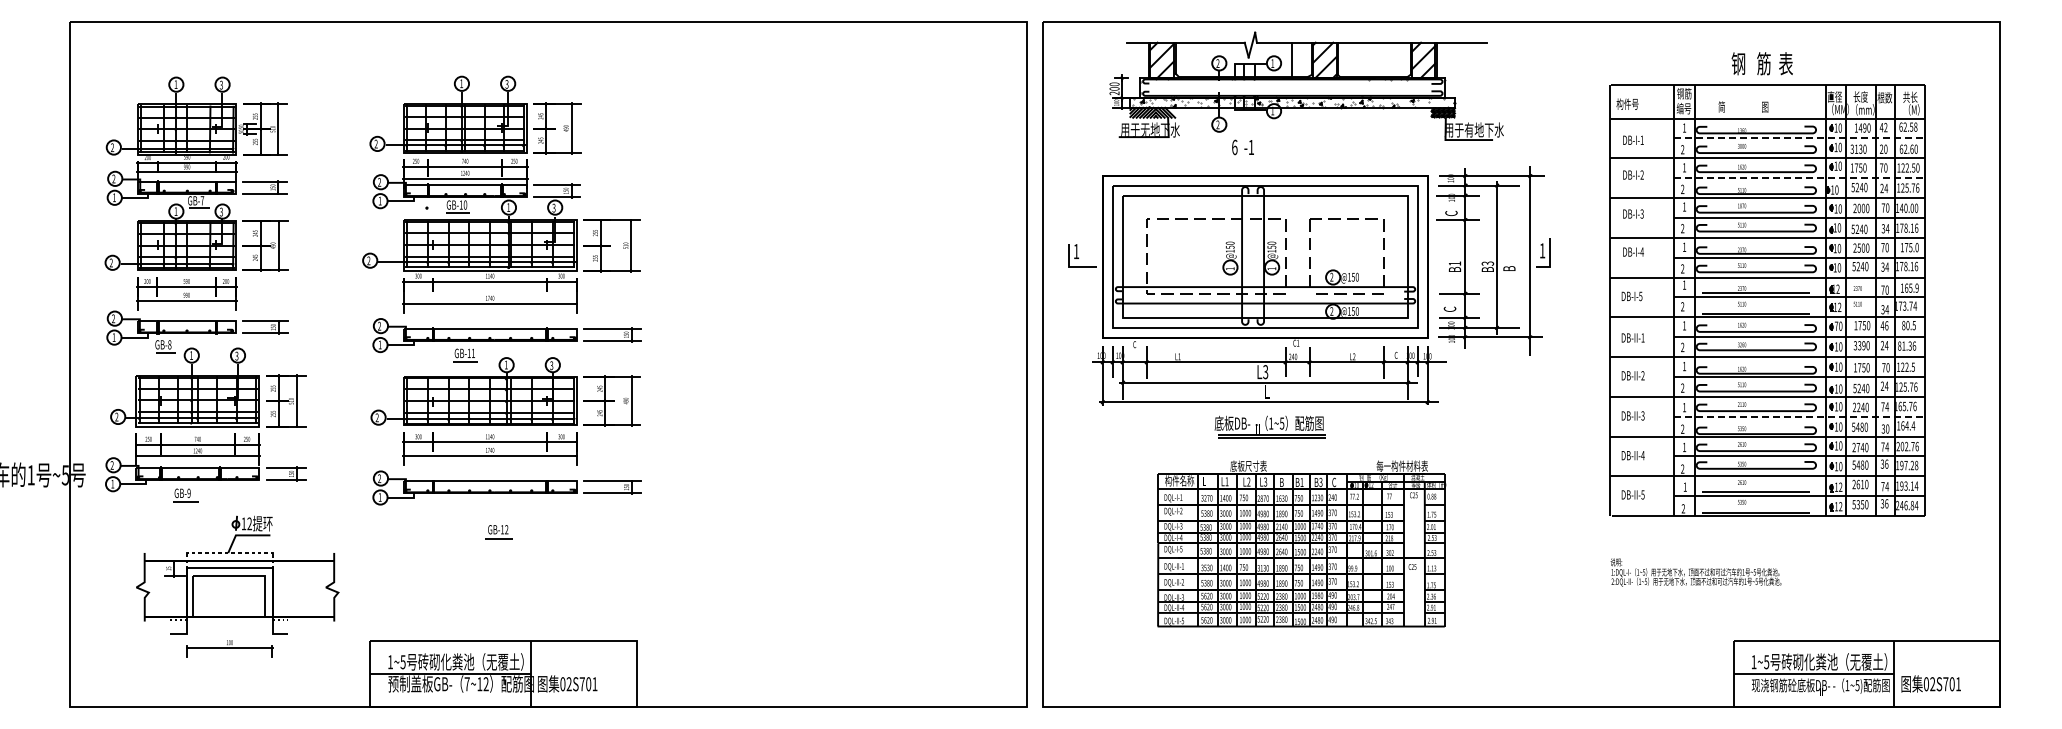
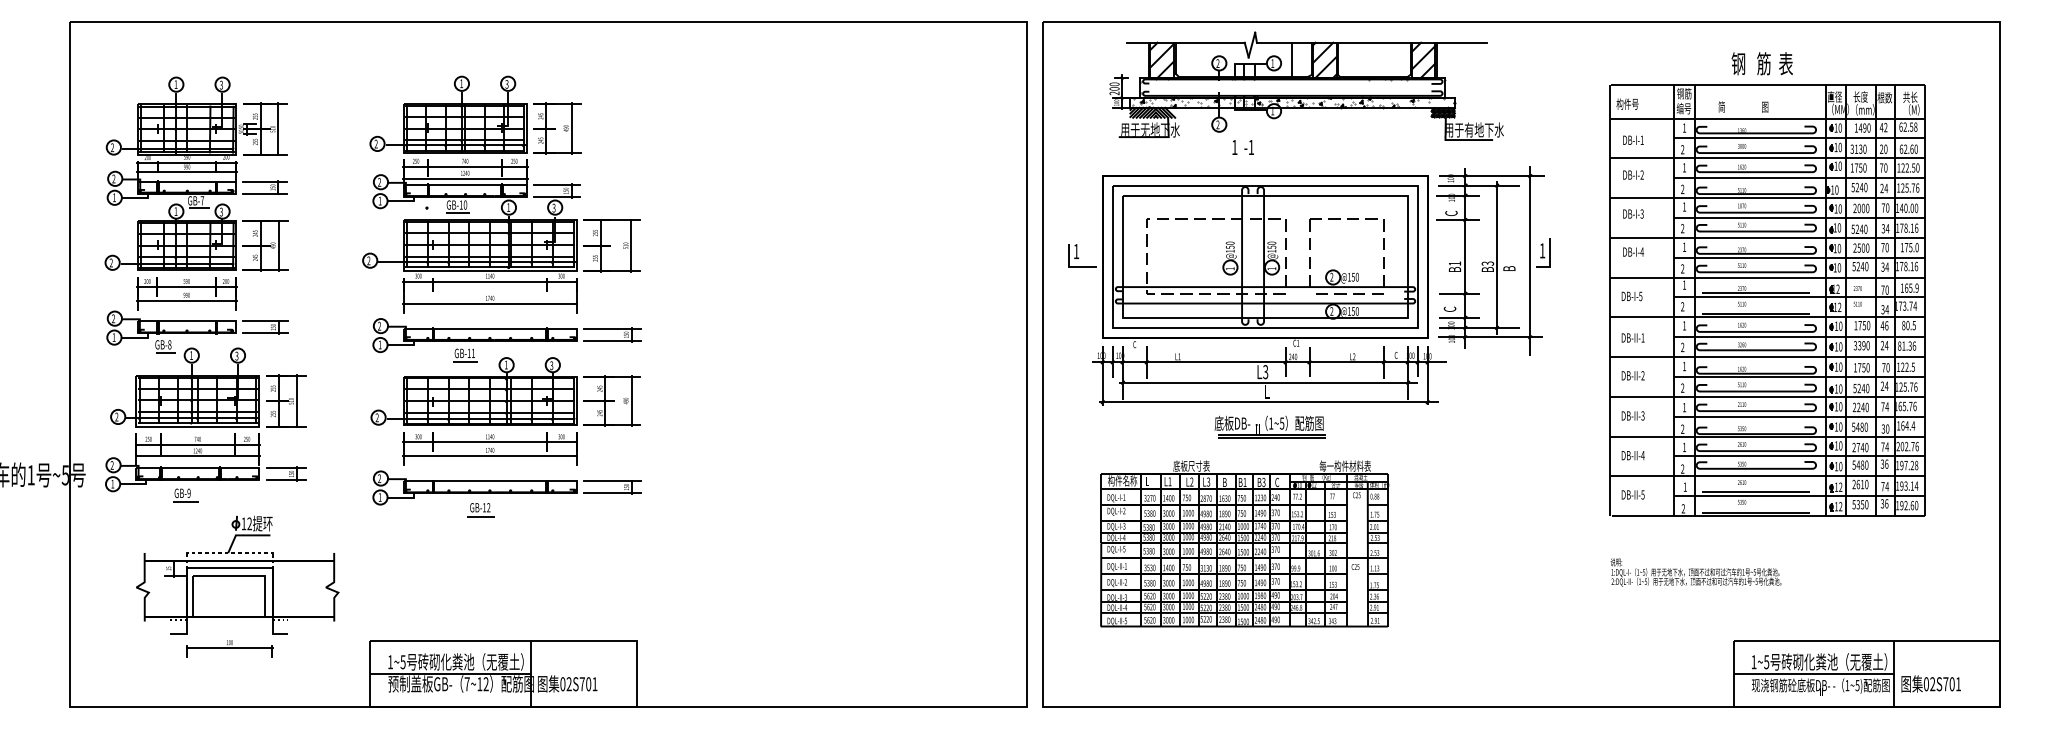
line: dashed -> solid (1800, 138)
text: 6 -> 1 (1234, 147)
line: dashed -> solid (1800, 178)
text: 70 -> 10 (1836, 325)
line: dashed -> solid (1800, 416)
text: 246.84 -> 192.60 (1907, 505)
part position: (498, 532) -> (480, 510) (480, 510)
part position: (1301, 543) -> (1244, 543) (1244, 543)
